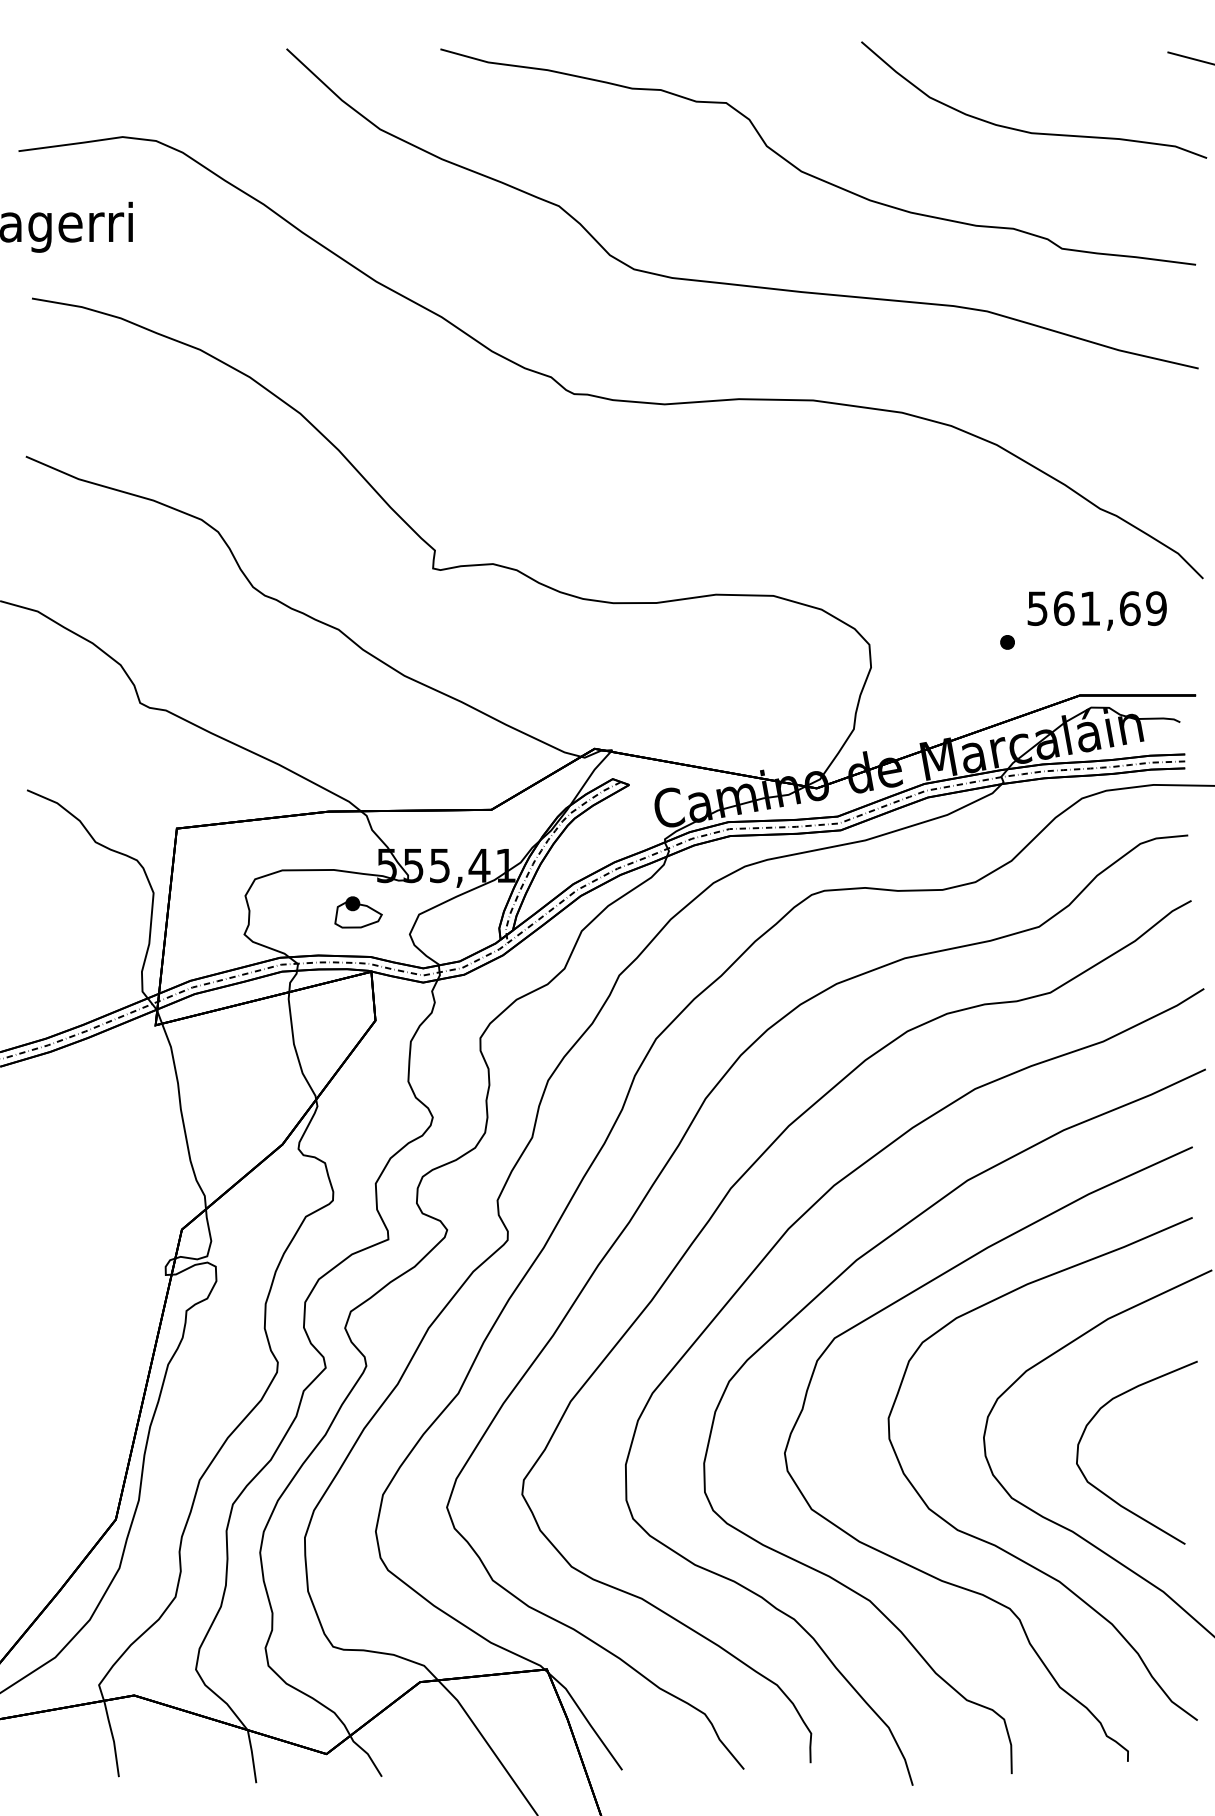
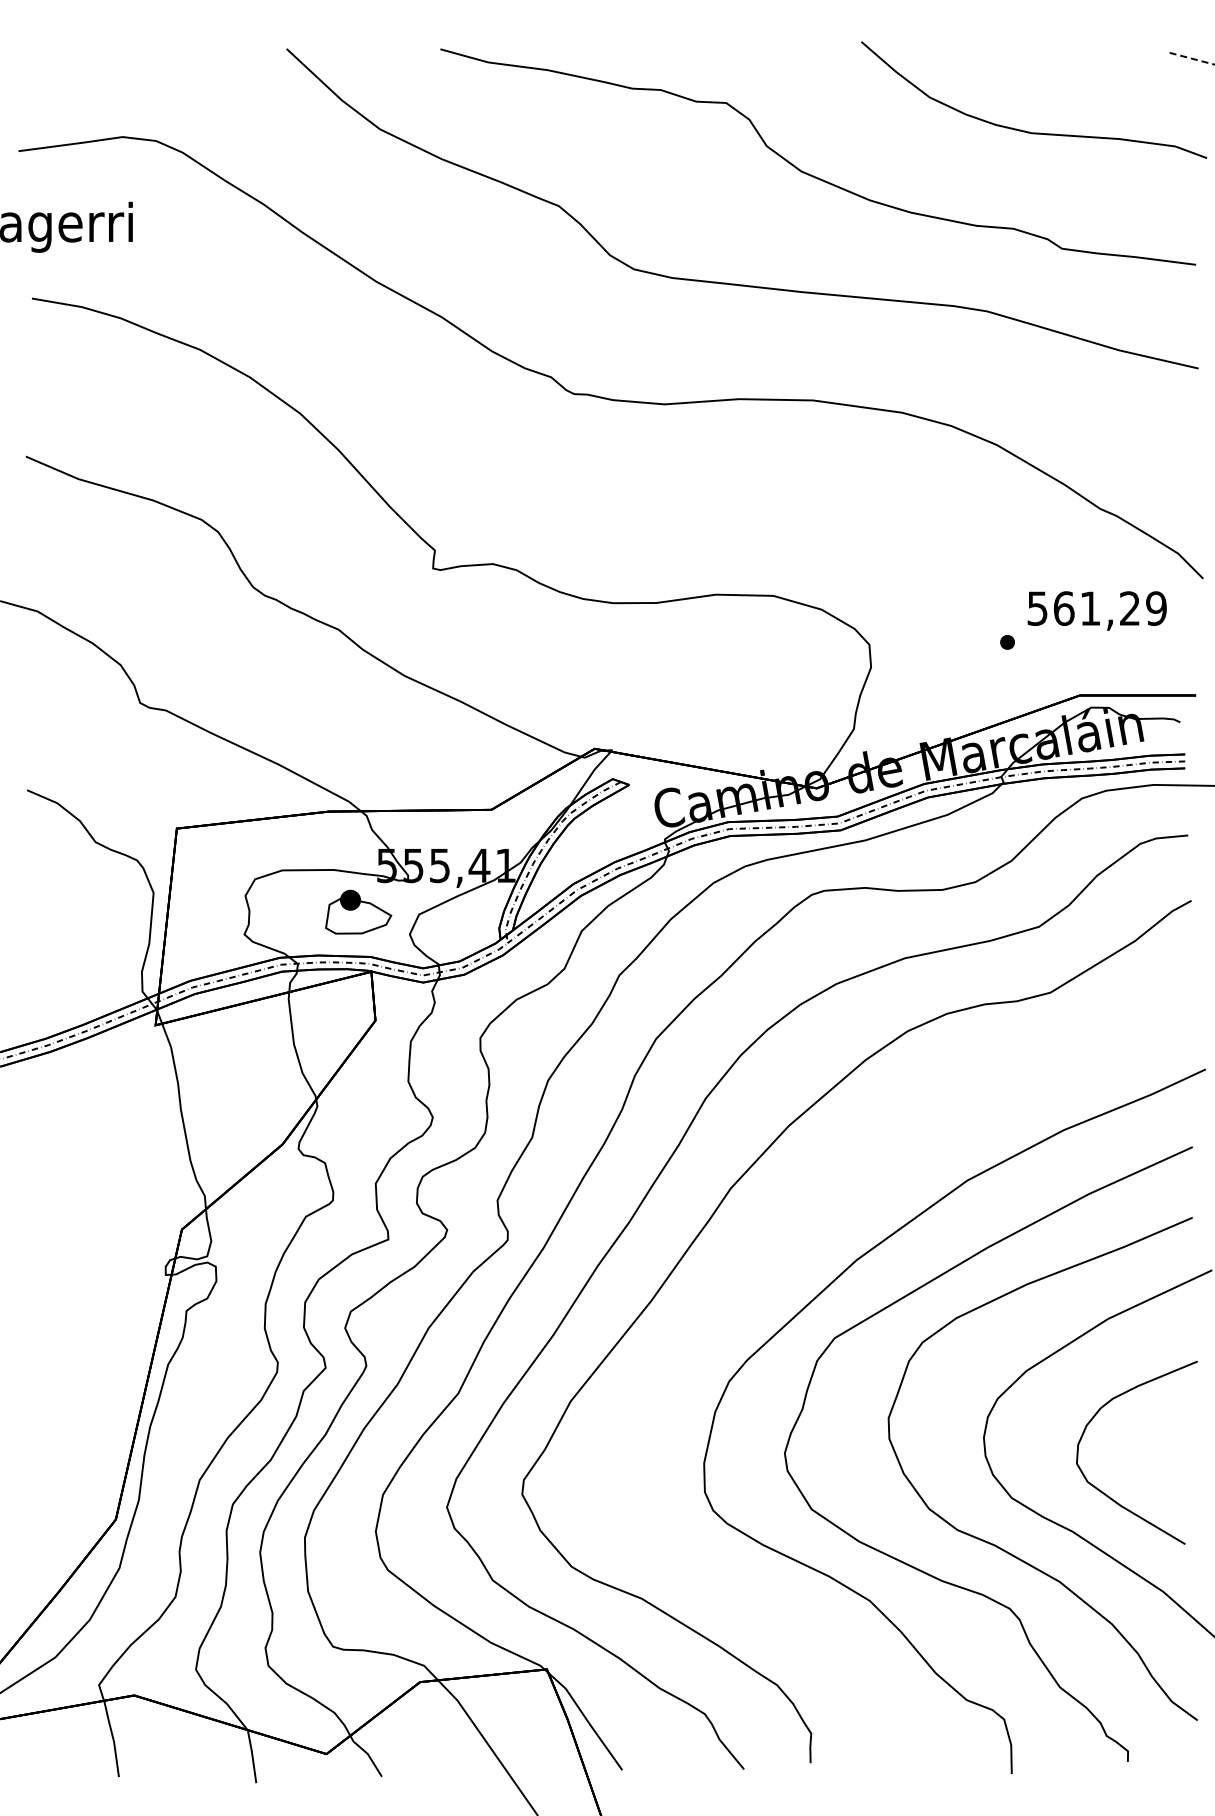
line: solid -> dashed (1190, 58)
text: 561,69 -> 561,29 (1129, 608)
part size: 49x33 px -> 68x46 px (358, 911)
curve: present -> none (761, 1263)
